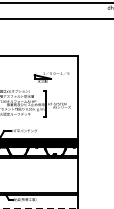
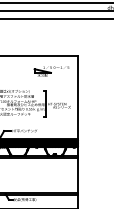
line: none -> present (56, 11)
part position: (51, 77) -> (51, 71) (51, 71)
line: dashed -> solid (39, 208)
